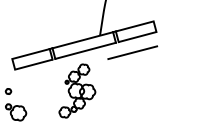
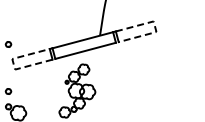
line: solid -> dashed (155, 27)
part: none -> present (8, 44)
line: present -> none (132, 52)
line: solid -> dashed (13, 63)
